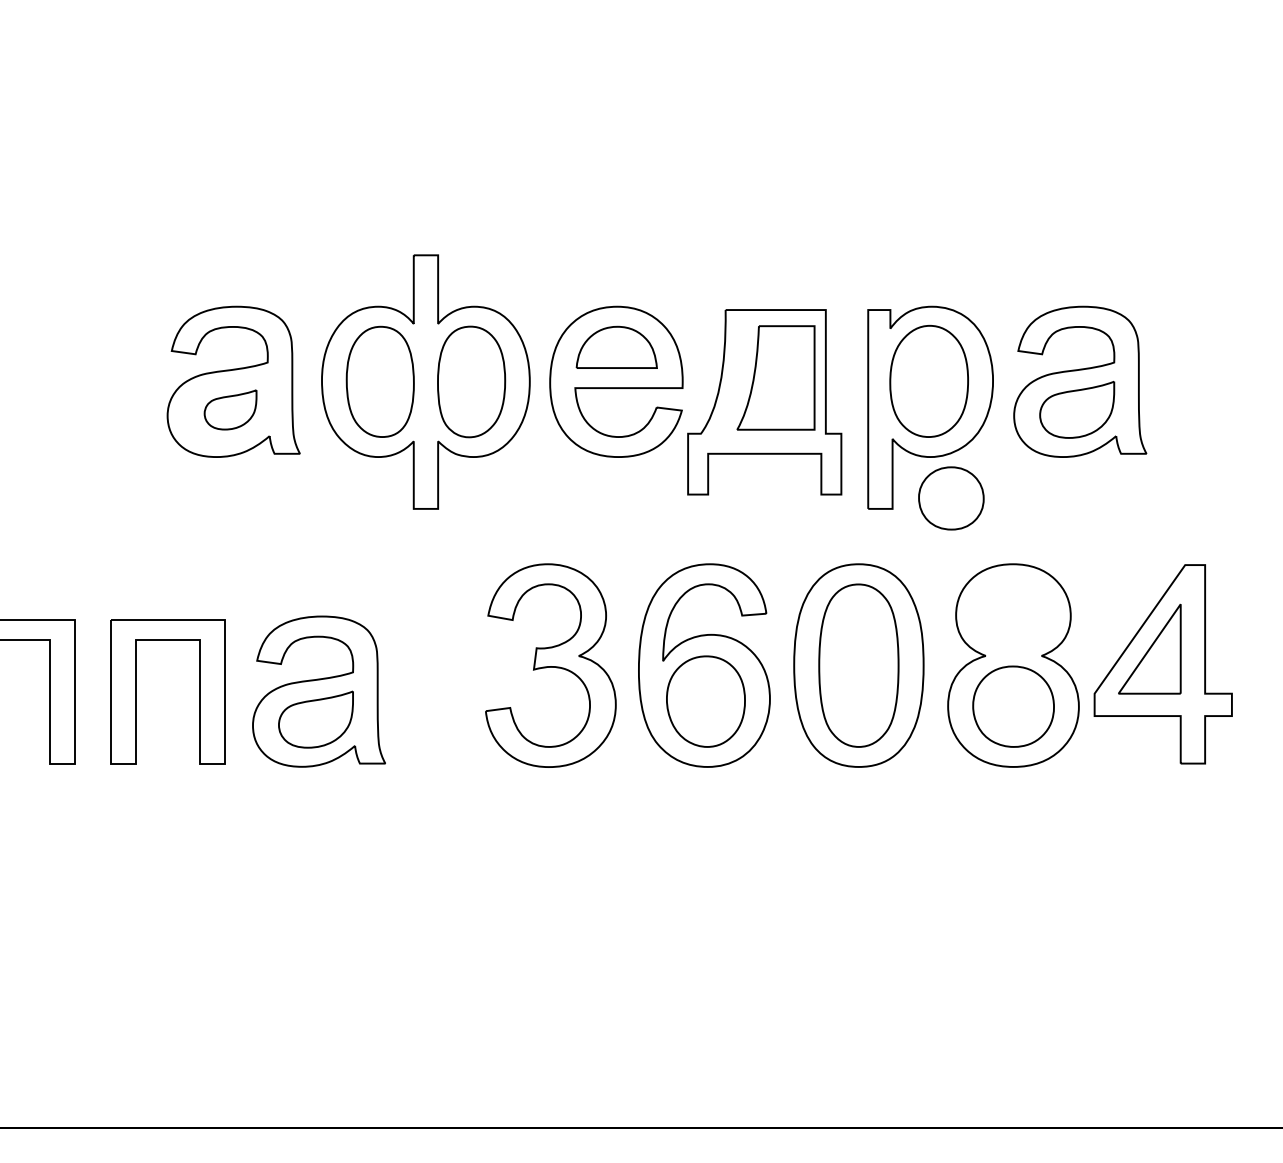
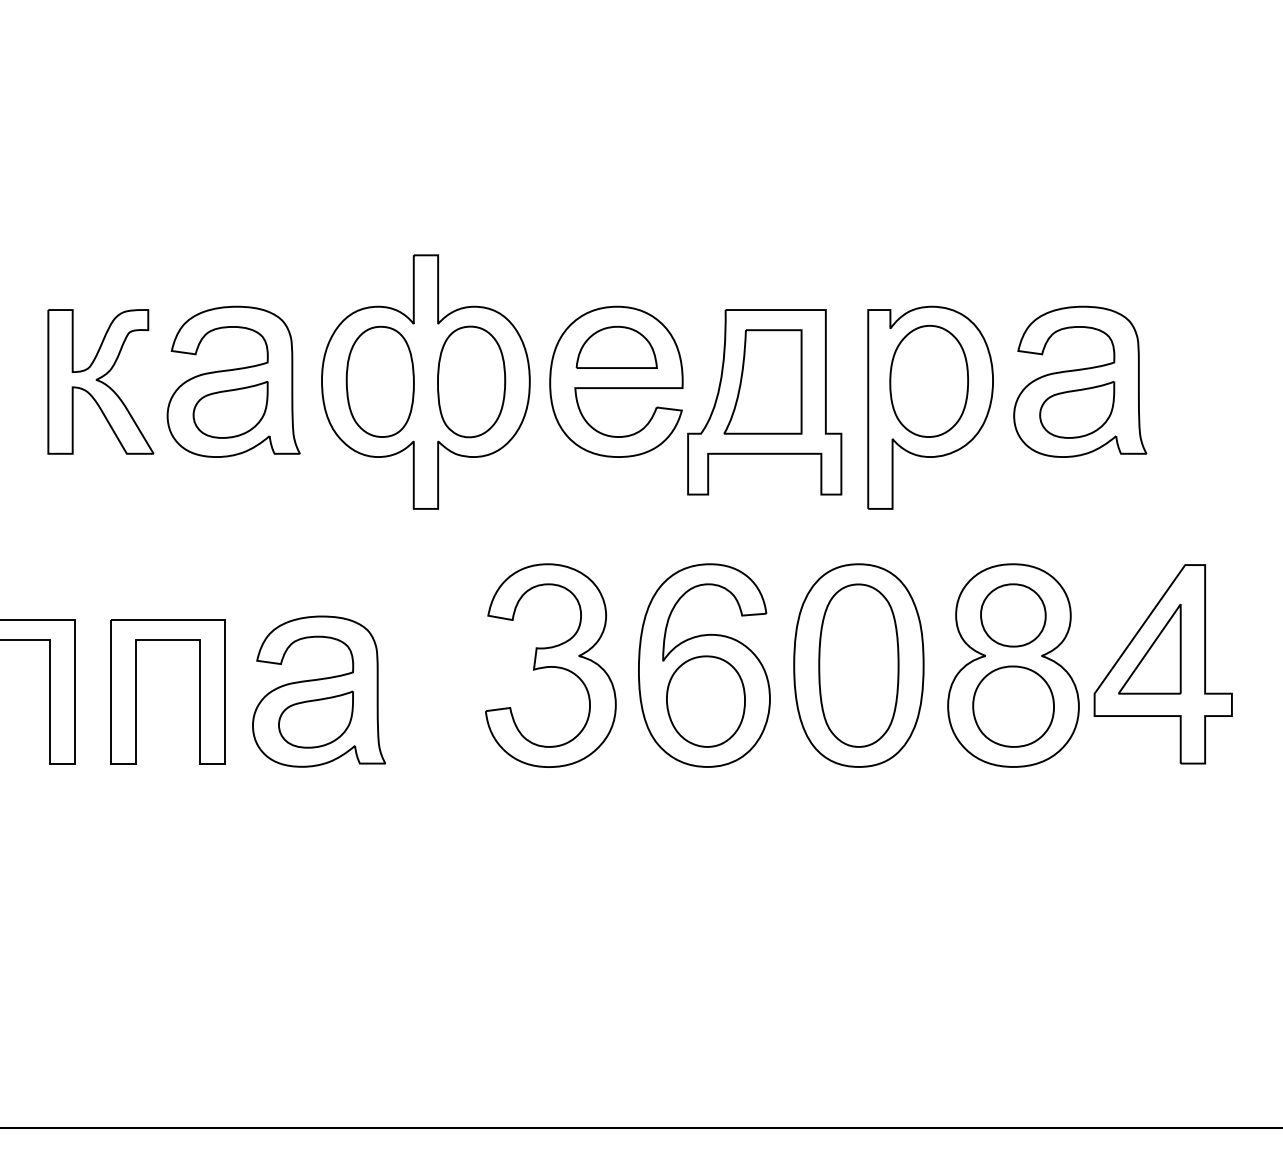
part position: (775, 377) -> (762, 381) (762, 381)
part: none -> present (100, 381)
part size: 55x42 px -> 77x58 px (230, 409)
part position: (951, 498) -> (1013, 615) (1013, 615)
